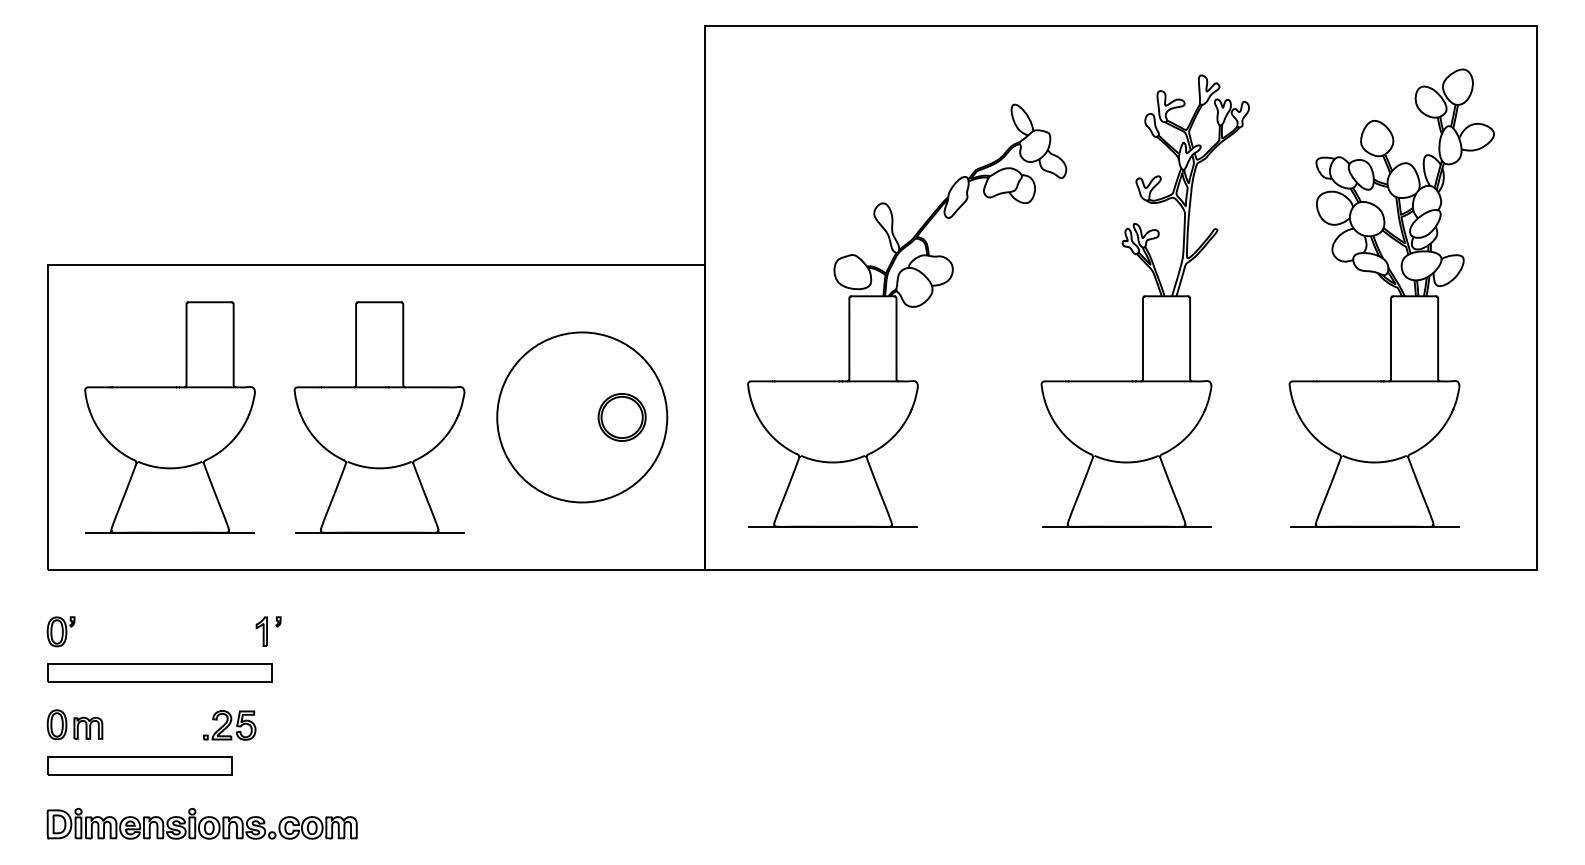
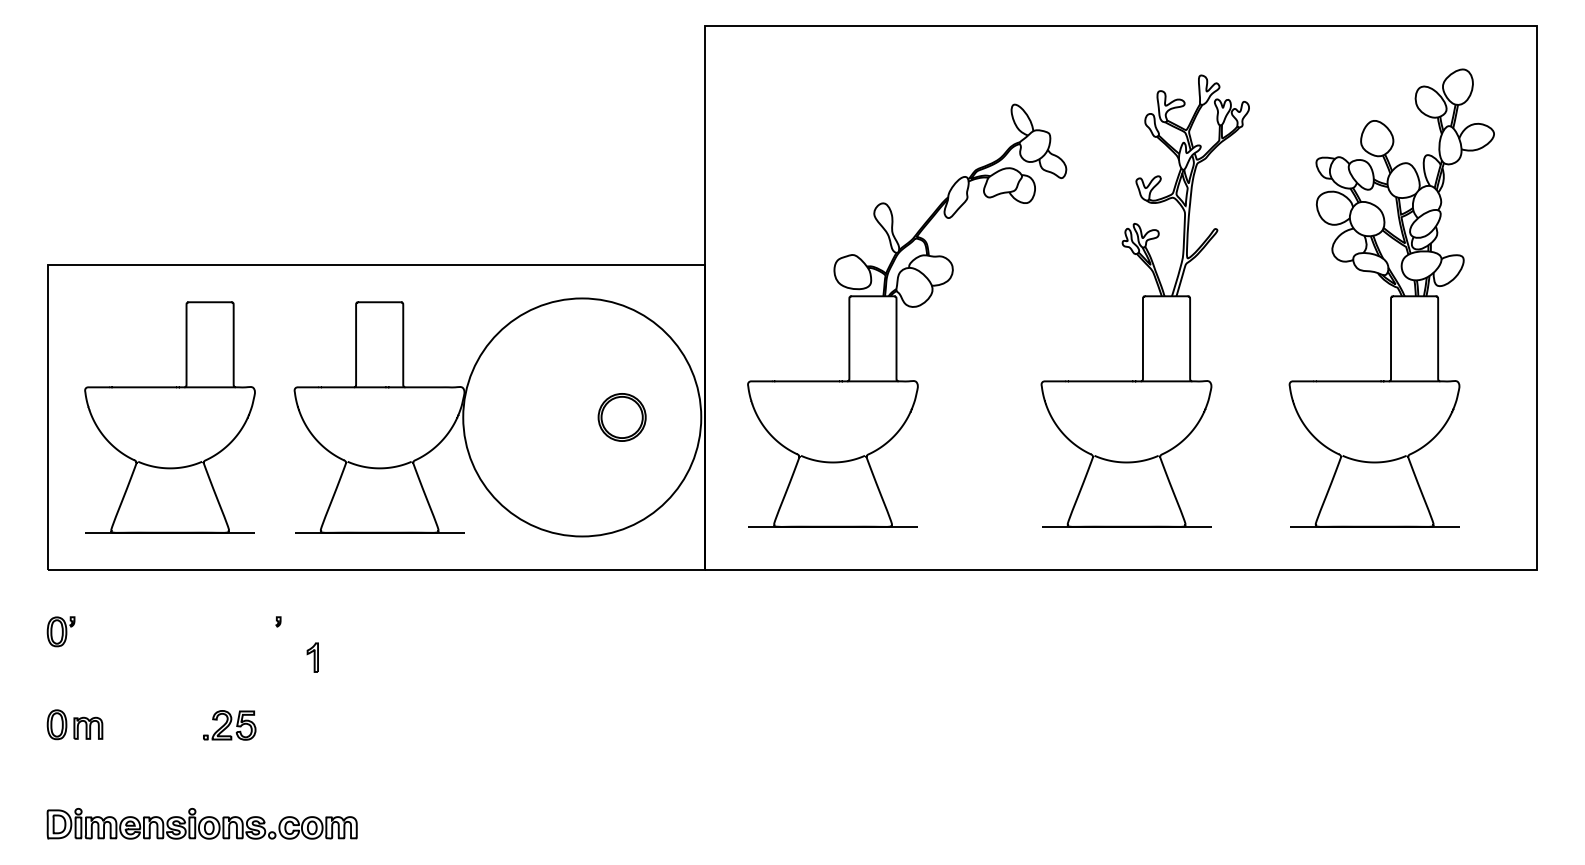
circle diameter: 170 px -> 238 px (582, 417)
part position: (261, 631) -> (312, 657) (312, 657)
part: present -> none (159, 672)
part: present -> none (139, 765)
